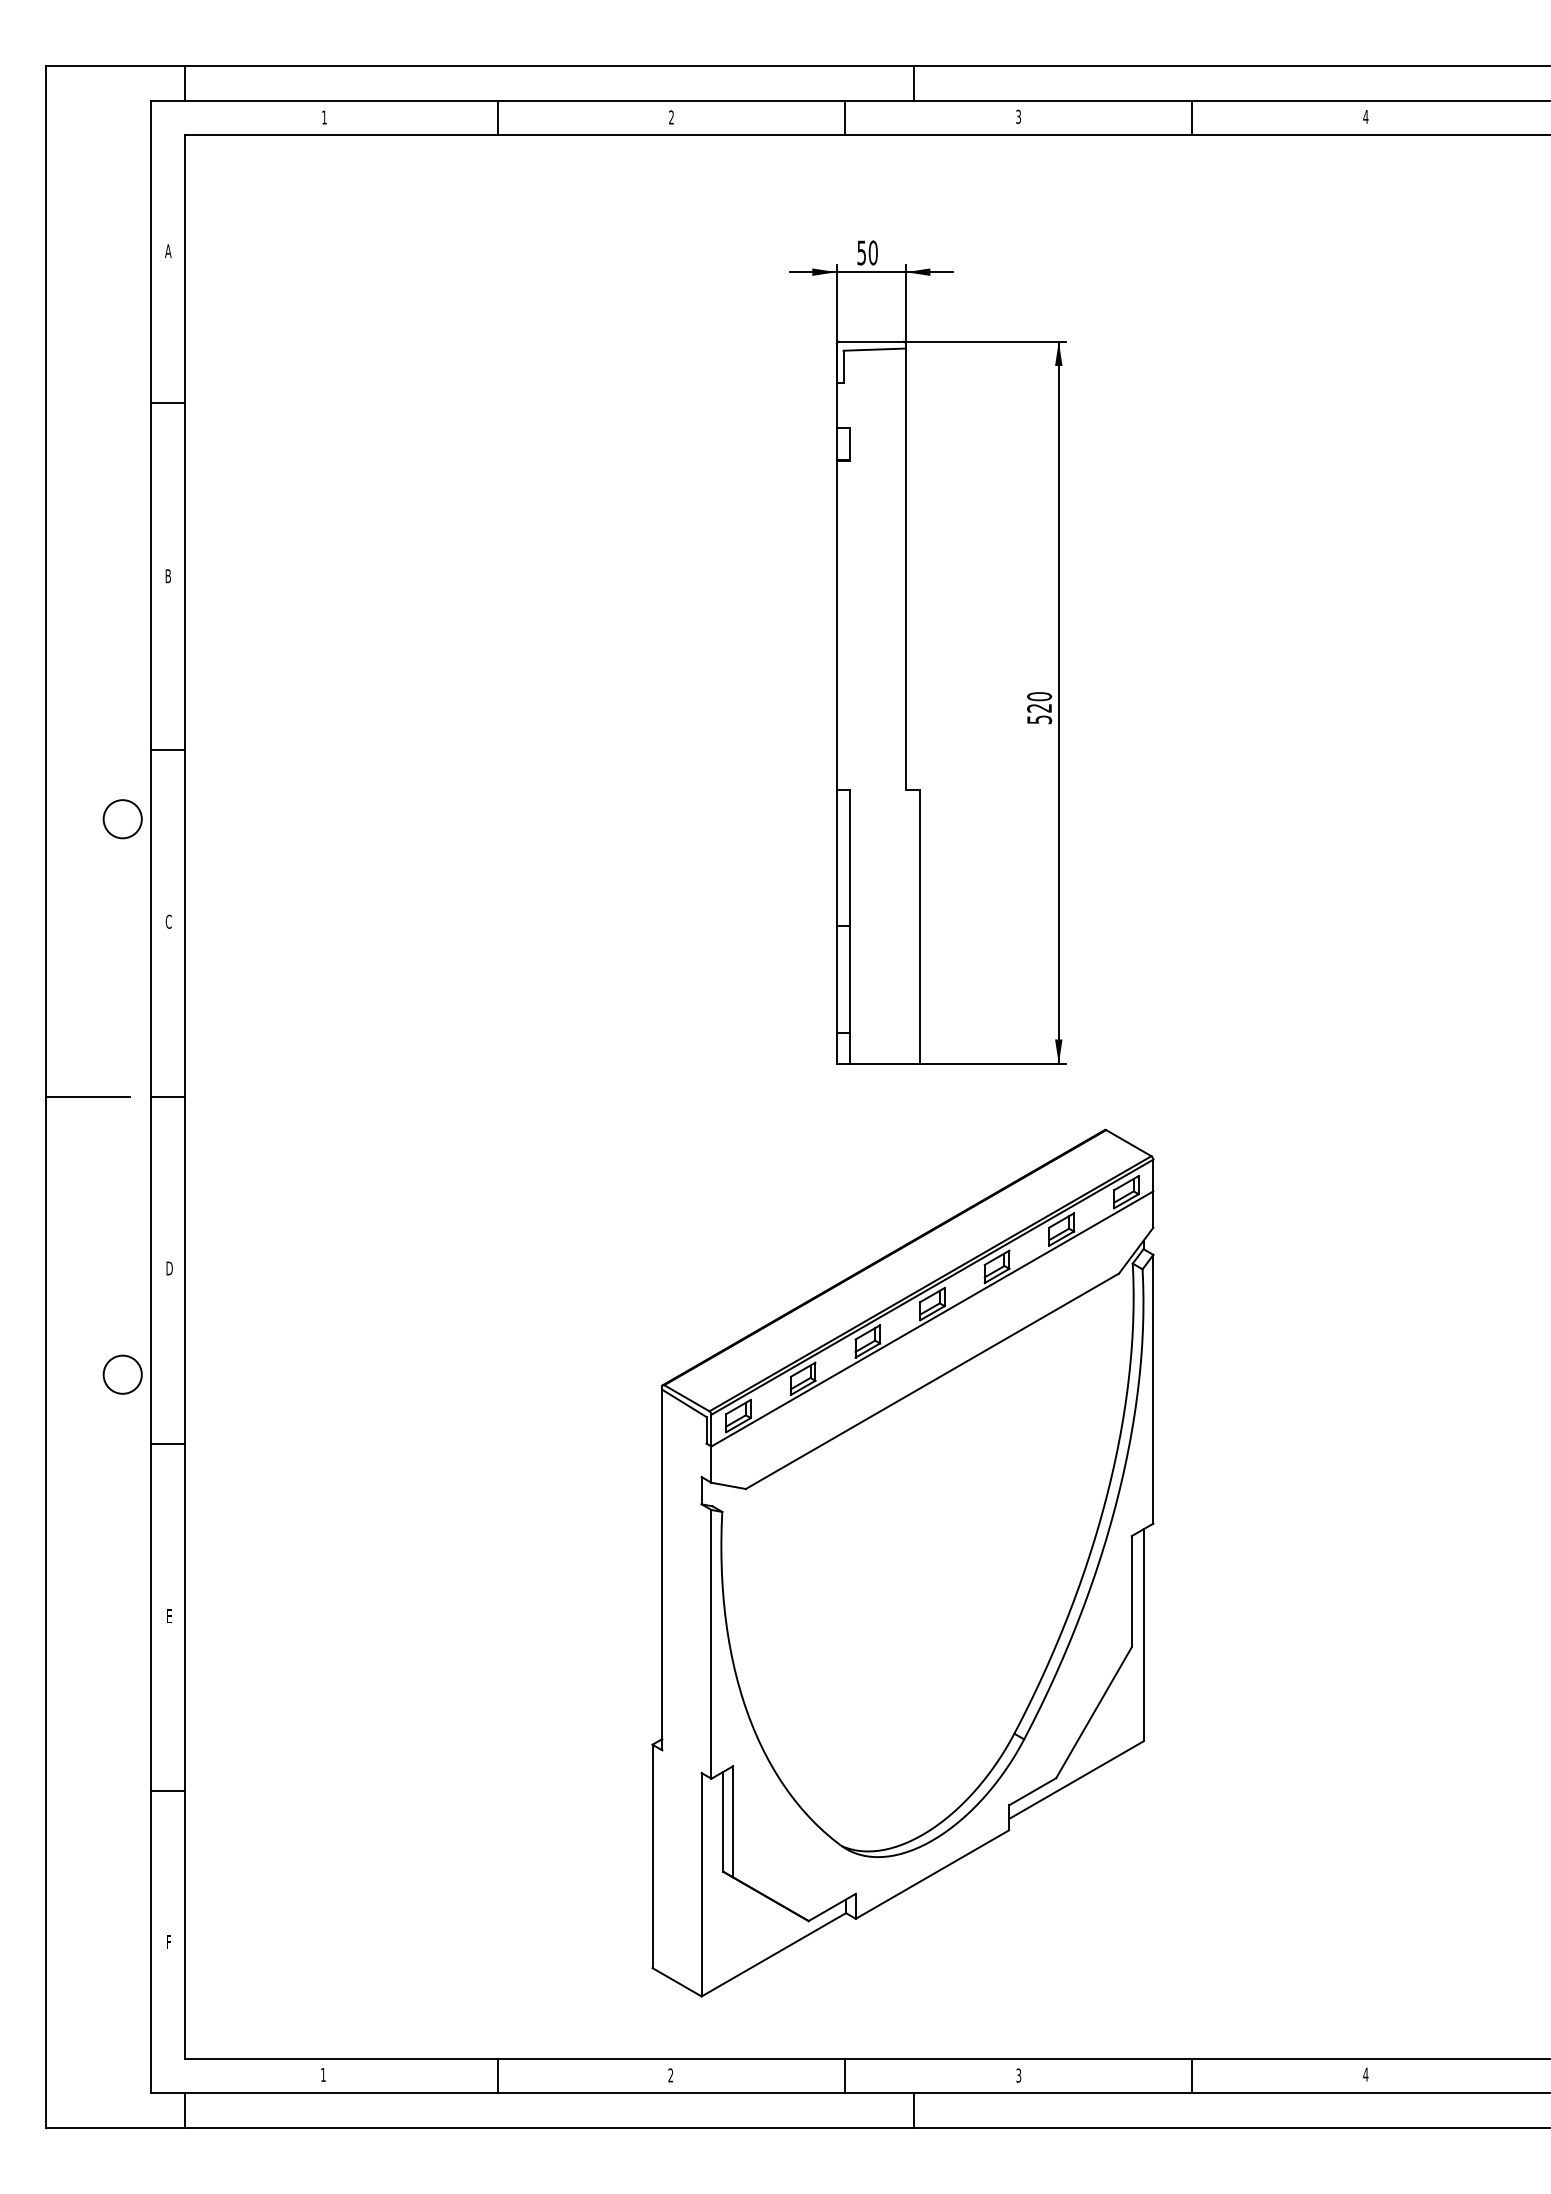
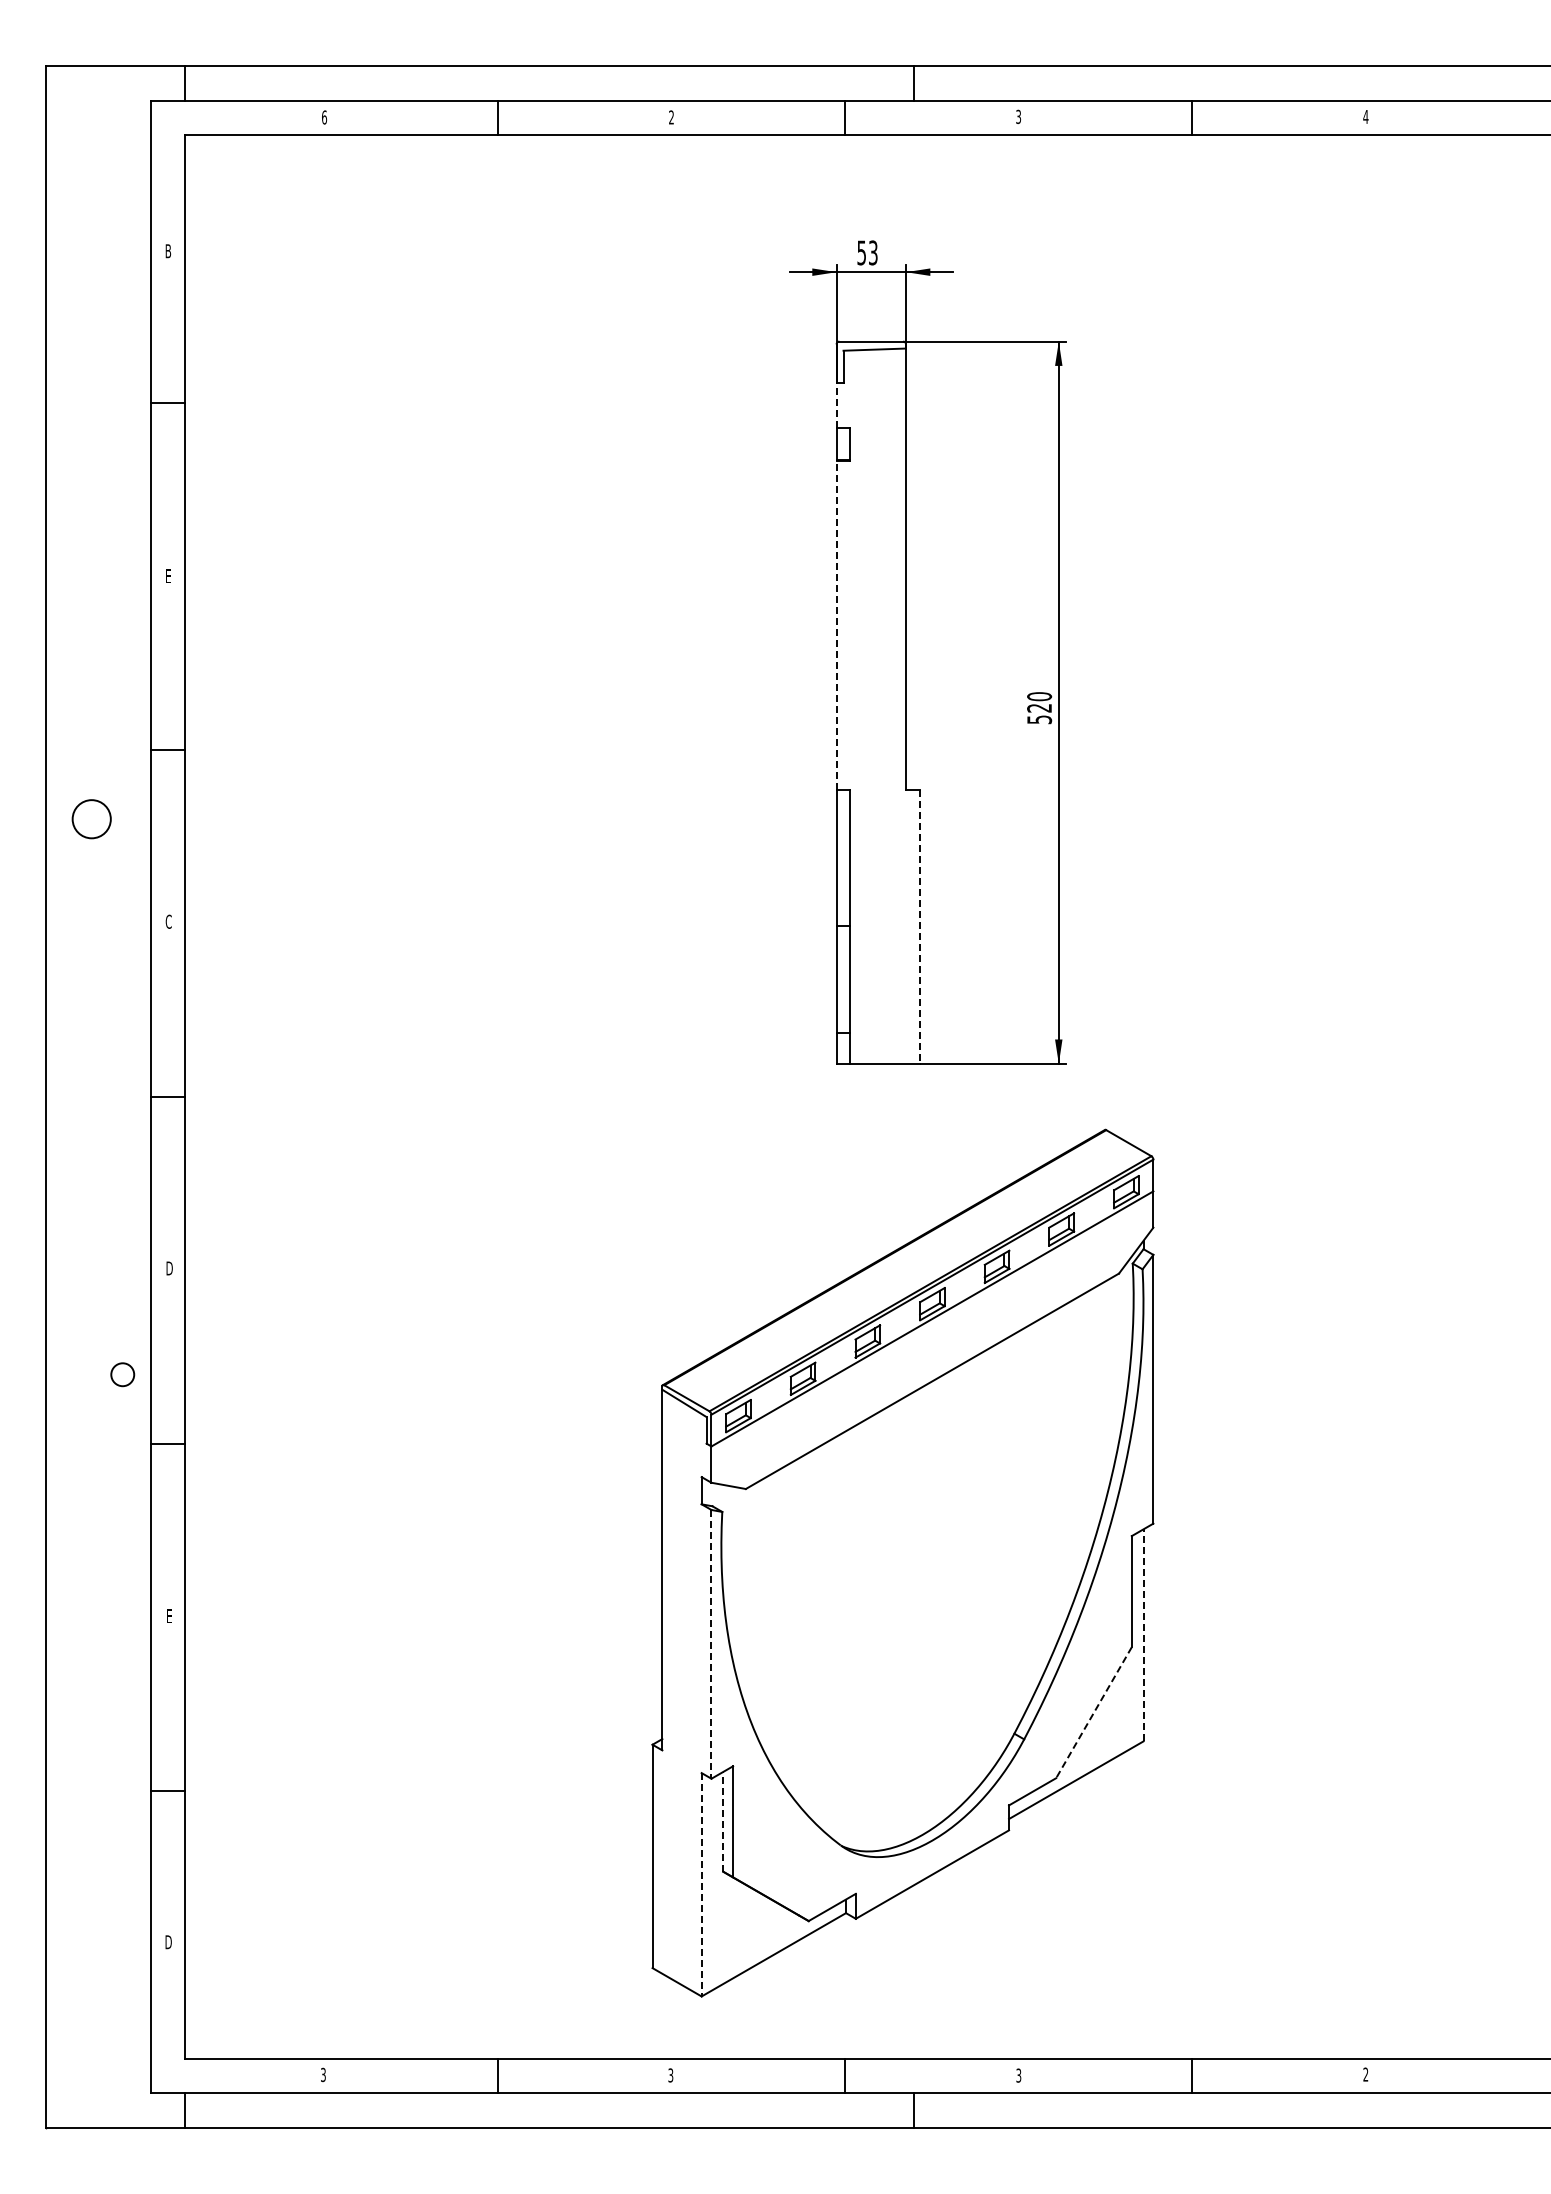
text: 1 -> 6 (324, 117)
text: A -> B (168, 251)
text: 50 -> 53 (872, 252)
line: solid -> dashed (836, 405)
text: B -> E (167, 576)
line: solid -> dashed (836, 625)
circle position: (122, 819) -> (91, 819) (91, 819)
line: solid -> dashed (919, 926)
line: present -> none (87, 1097)
circle diameter: 38 px -> 23 px (122, 1374)
line: solid -> dashed (1143, 1634)
line: solid -> dashed (711, 1644)
line: solid -> dashed (1093, 1712)
line: solid -> dashed (723, 1821)
line: solid -> dashed (701, 1884)
text: F -> D (168, 1942)
text: 1 -> 3 (323, 2074)
text: 4 -> 2 (1365, 2074)
text: 2 -> 3 (670, 2075)
